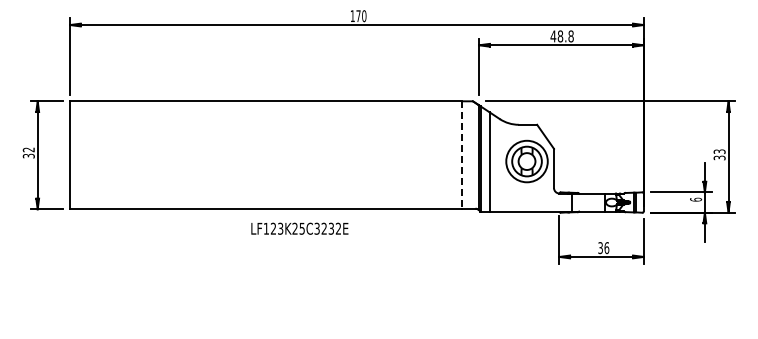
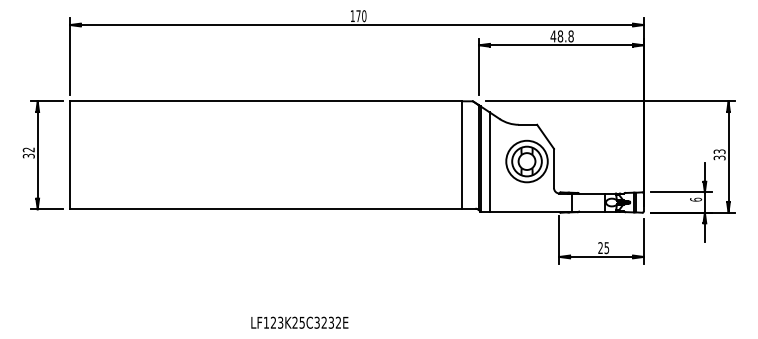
line: dashed -> solid (462, 155)
text position: (299, 228) -> (299, 322) (299, 322)
text: 36 -> 25 (603, 248)
